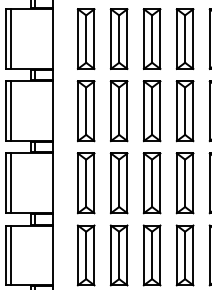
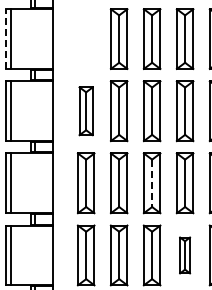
part: present -> none (85, 38)
line: solid -> dashed (5, 39)
part size: 20x63 px -> 16x51 px (85, 111)
line: solid -> dashed (152, 183)
part size: 20x63 px -> 13x39 px (185, 255)
